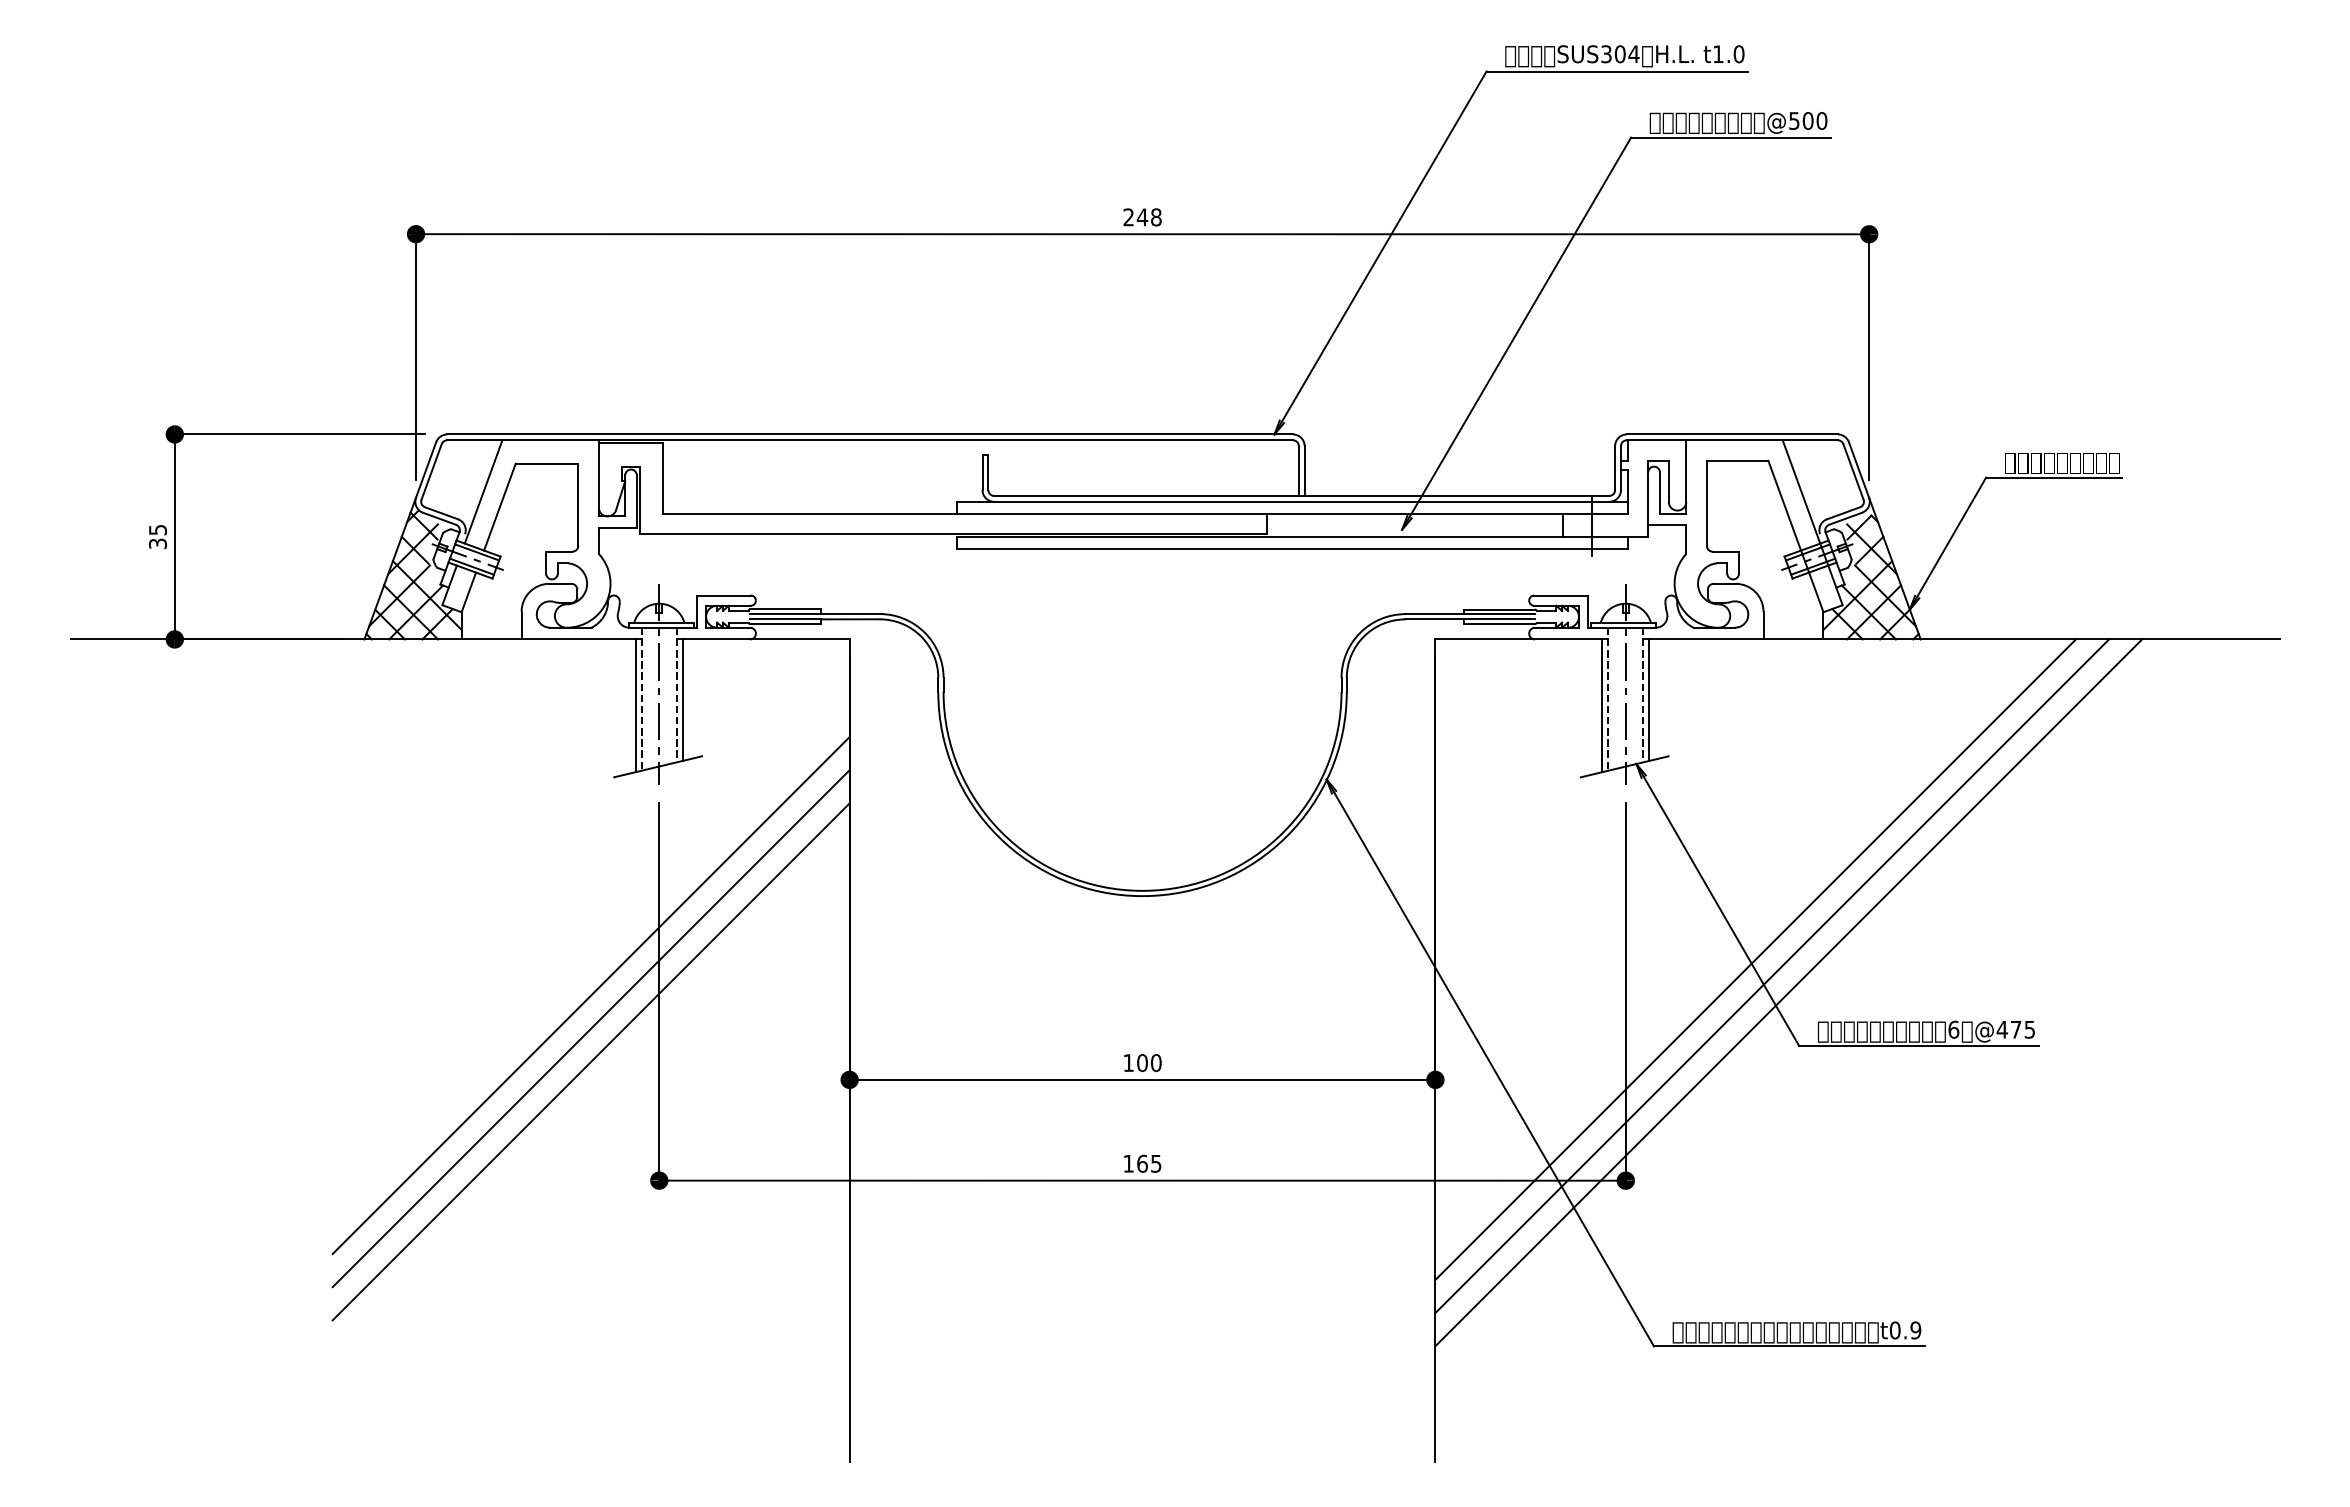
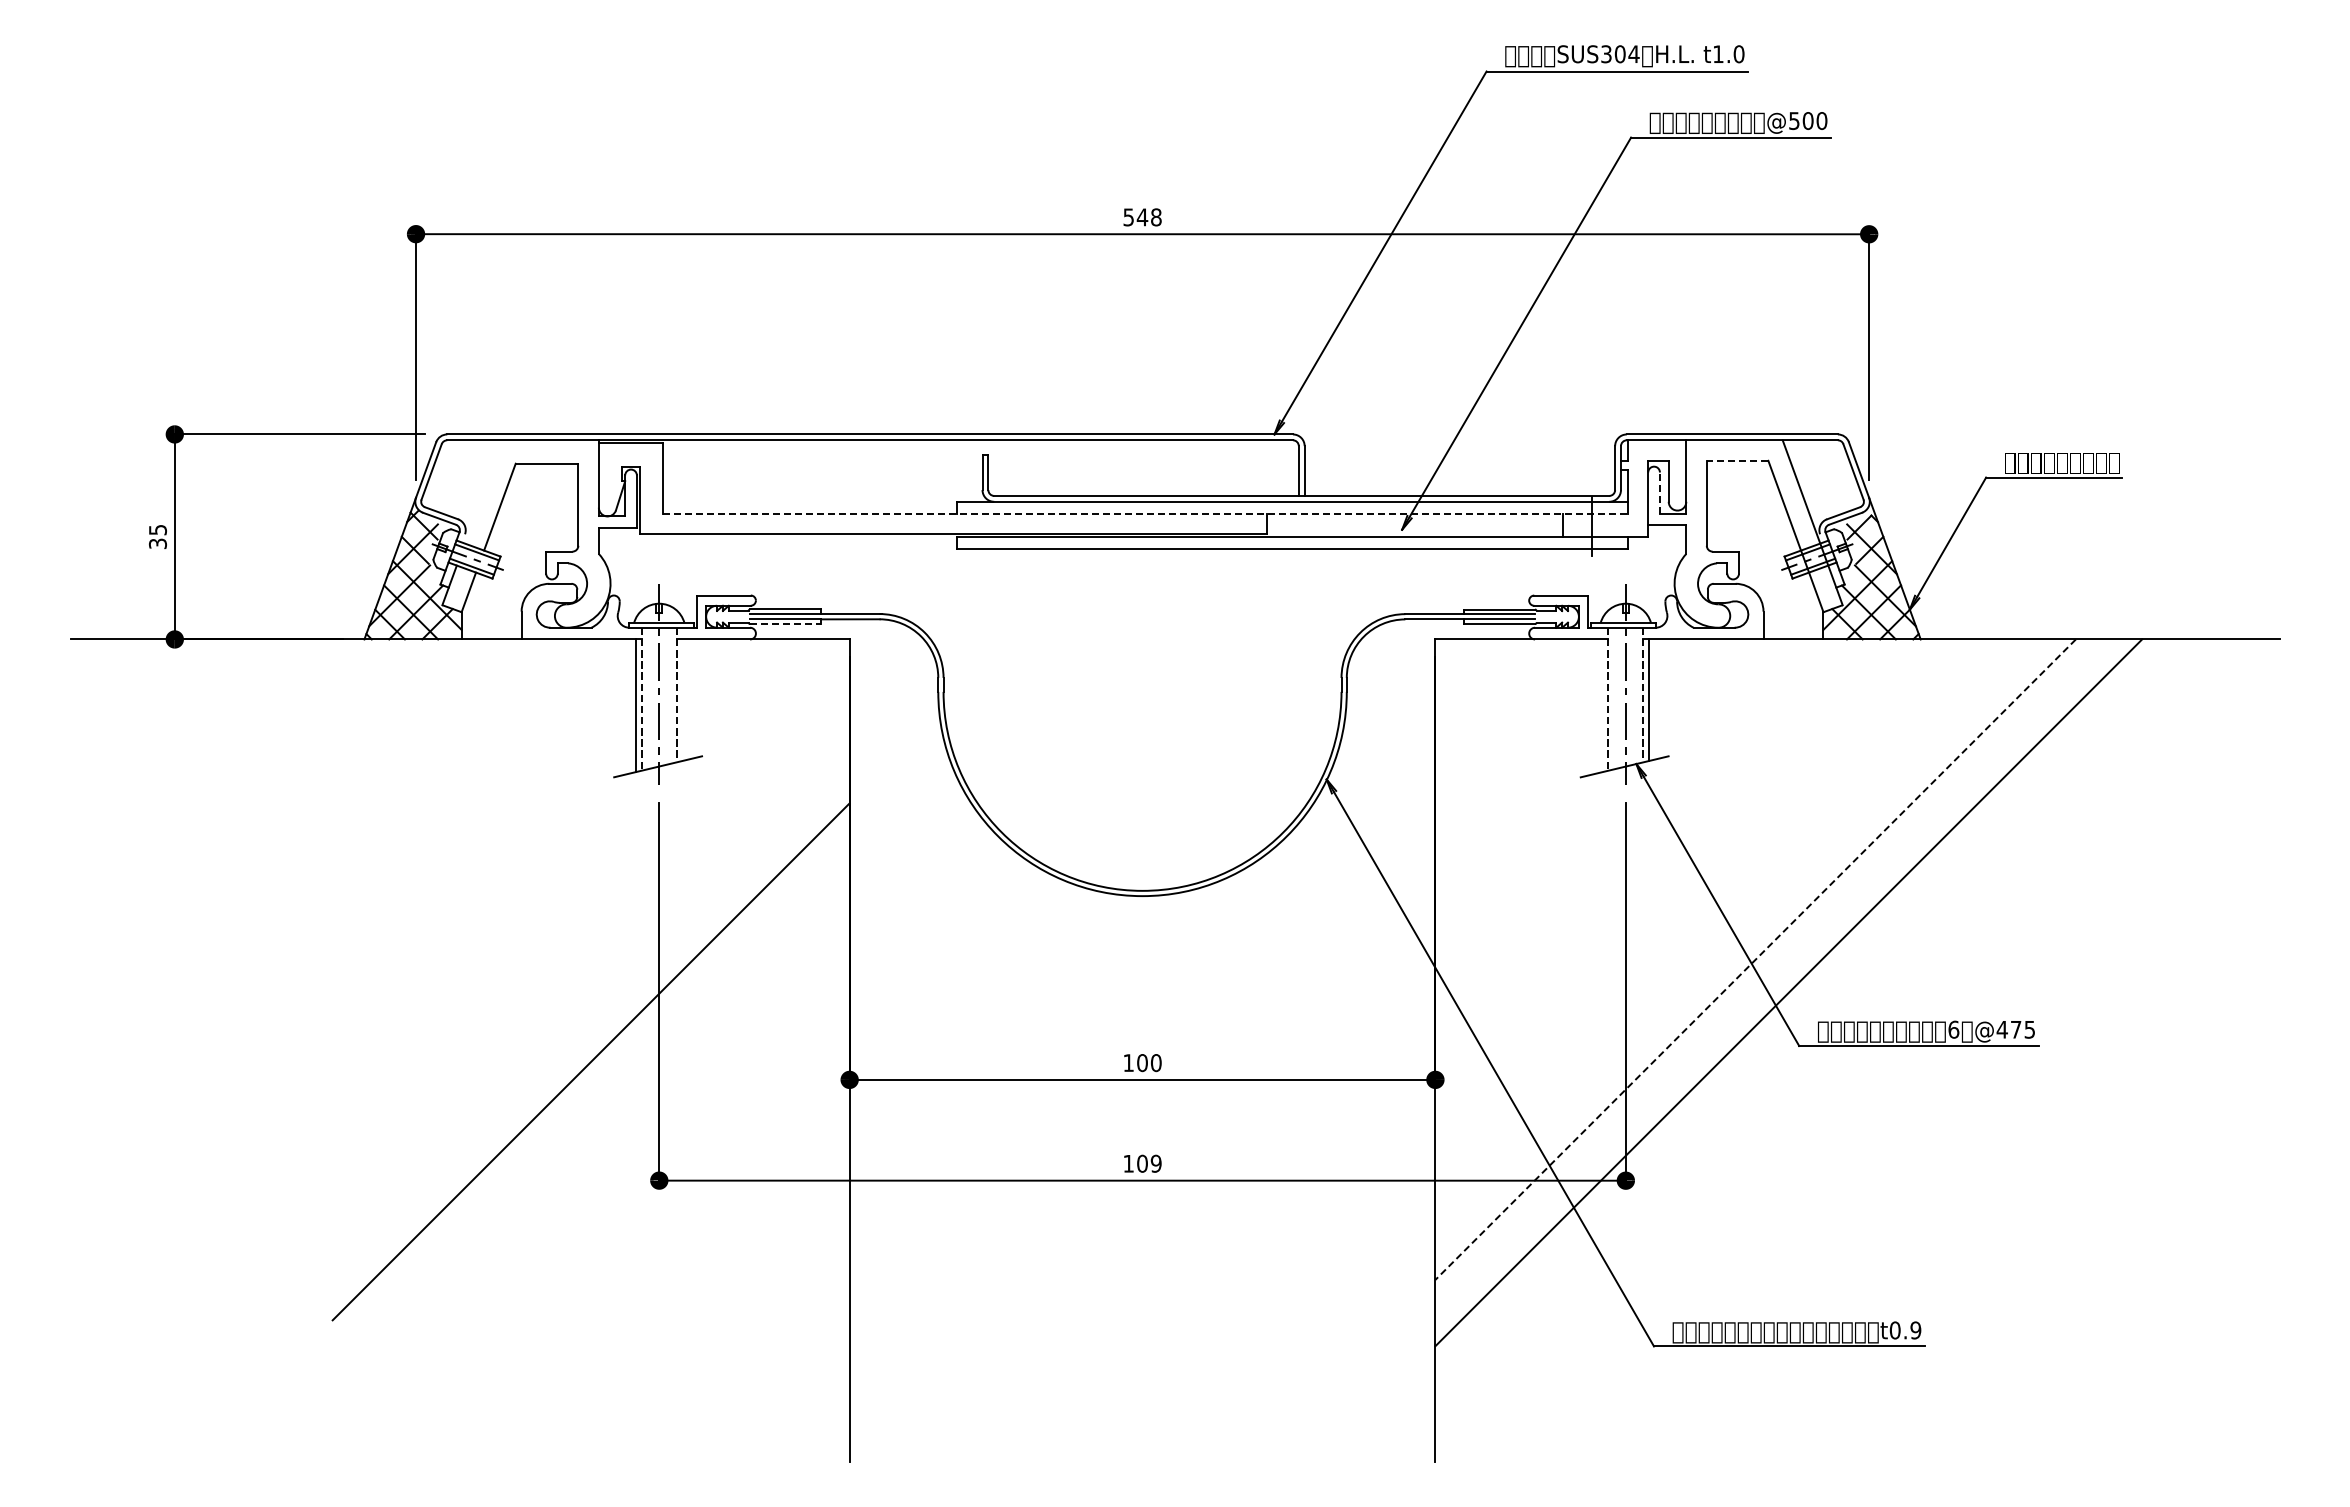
text: 248 -> 548 (1128, 217)
line: solid -> dashed (1737, 460)
line: present -> none (483, 491)
line: solid -> dashed (1659, 493)
line: solid -> dashed (1146, 513)
line: solid -> dashed (785, 624)
line: present -> none (682, 700)
line: present -> none (1602, 705)
line: solid -> dashed (1755, 959)
line: present -> none (1772, 976)
line: present -> none (590, 995)
line: present -> none (590, 1028)
text: 165 -> 109 (1149, 1163)
